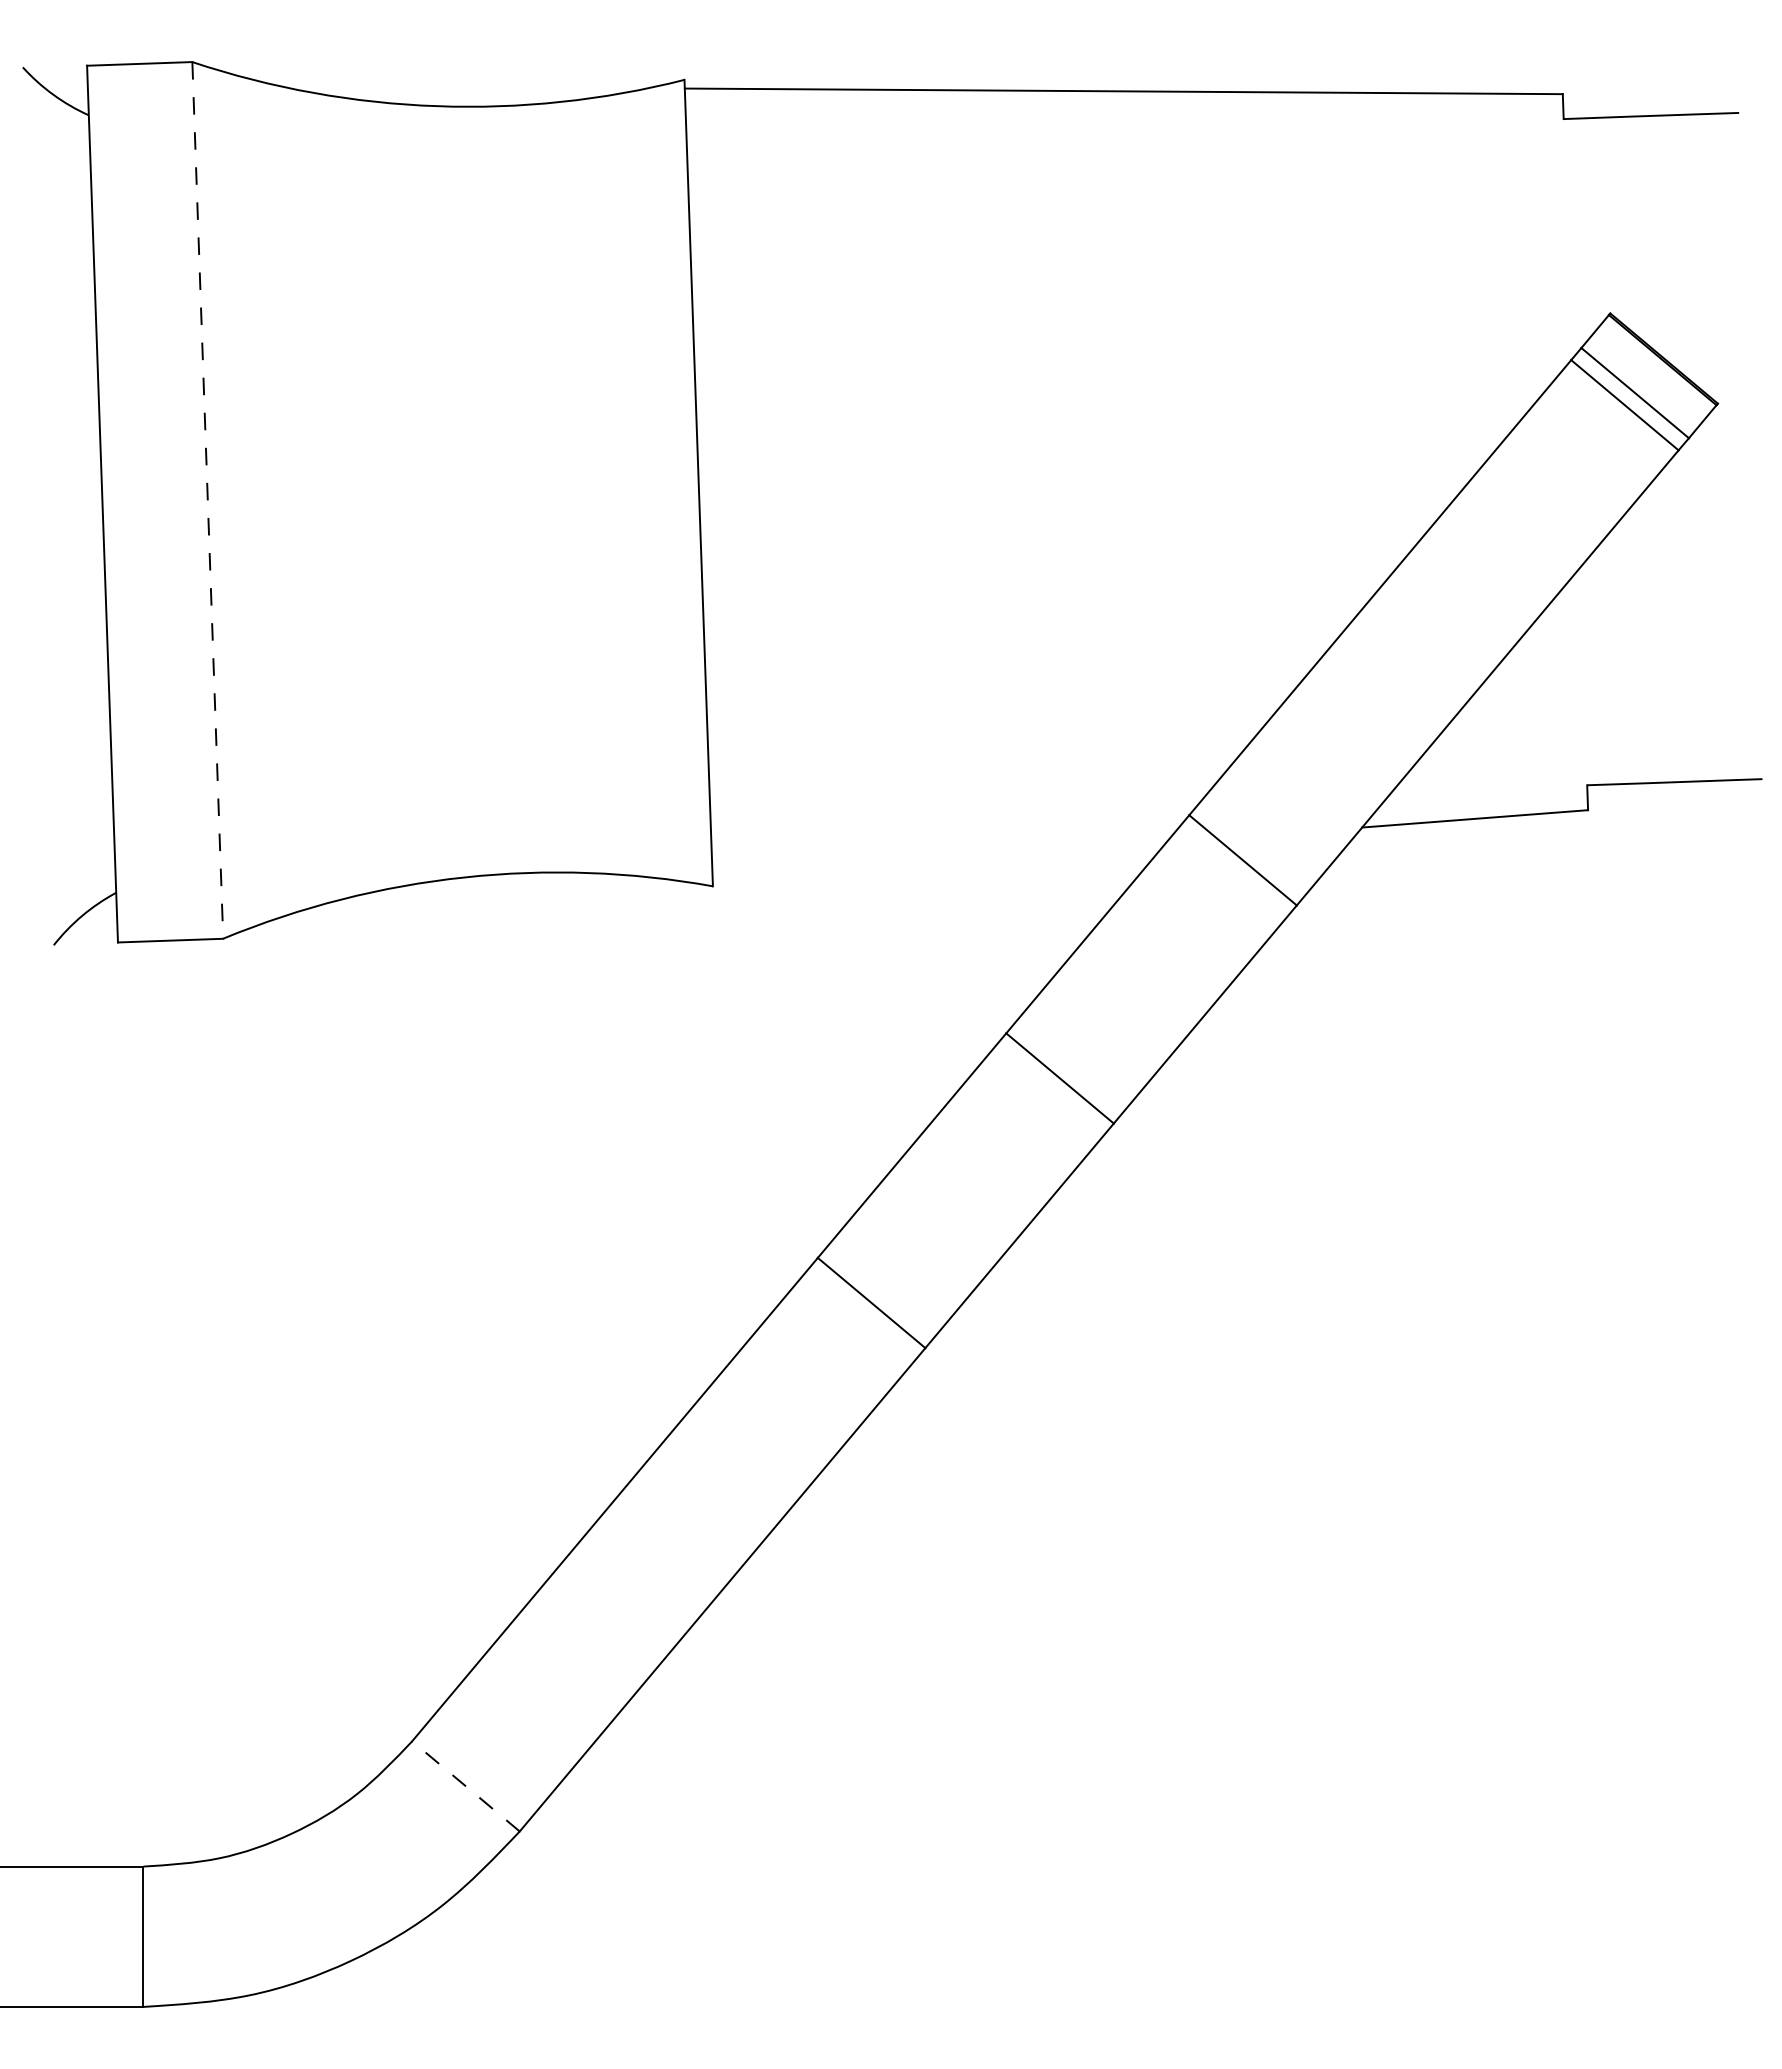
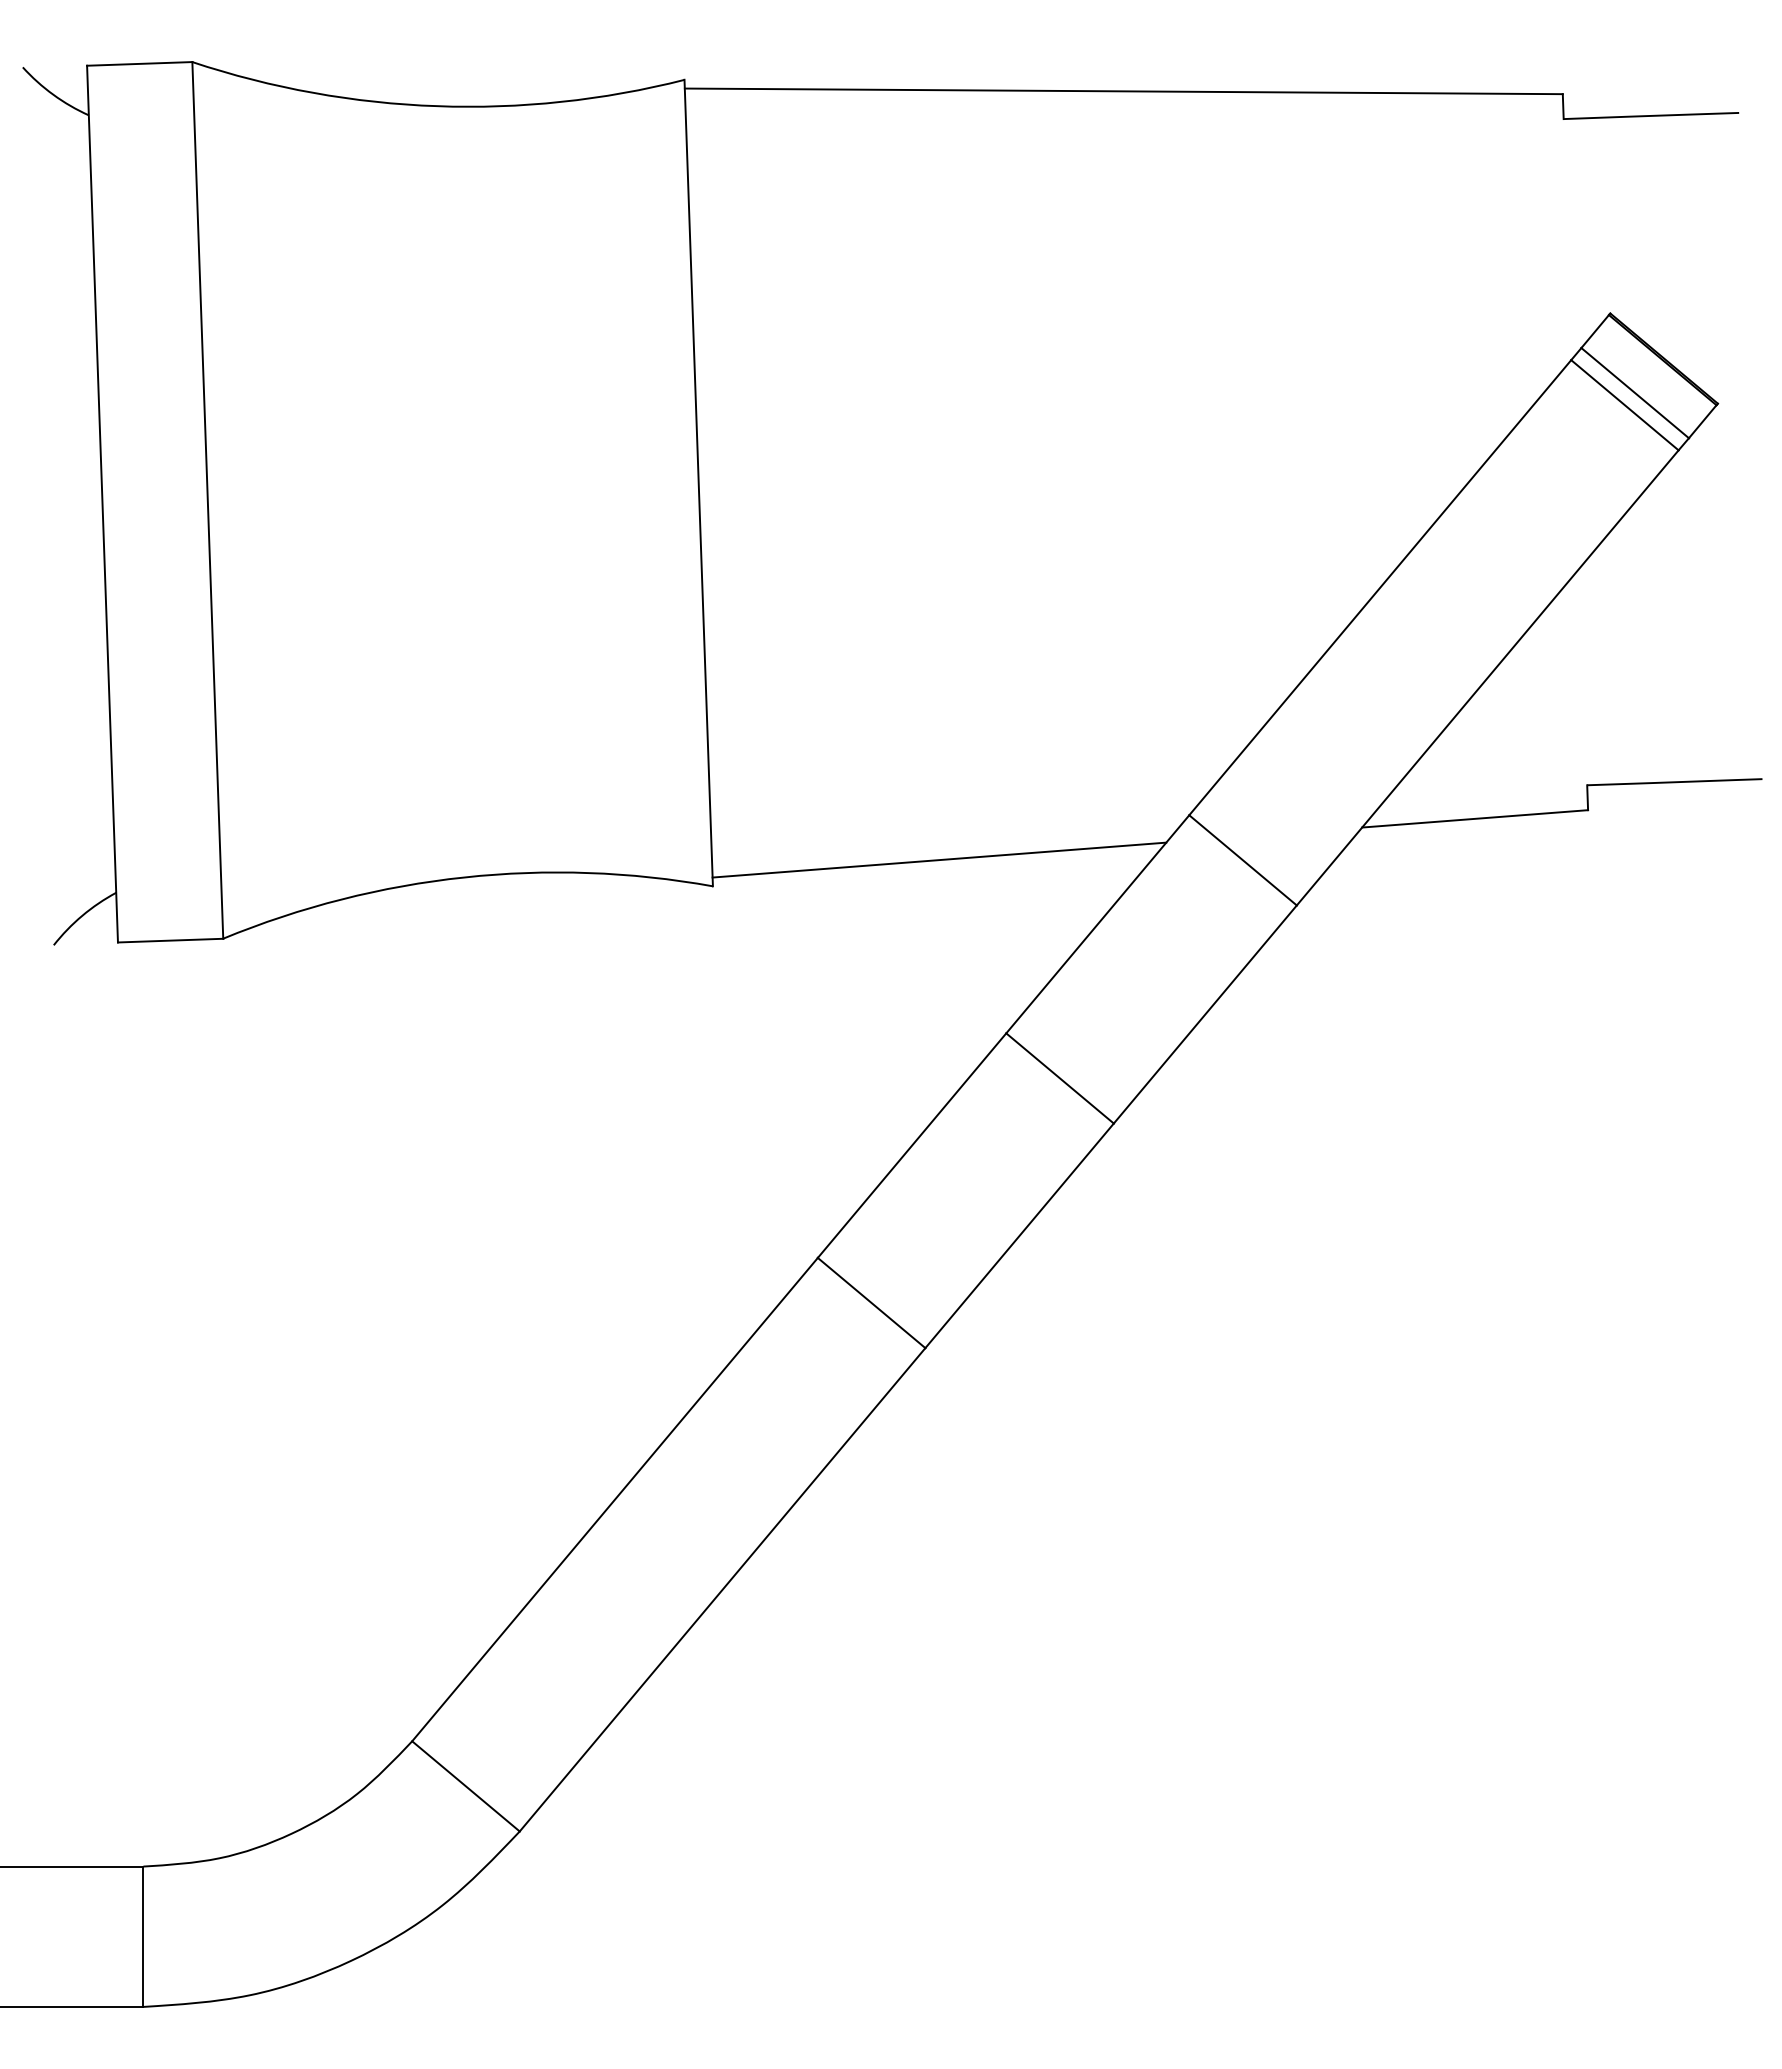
line: dashed -> solid (207, 500)
line: none -> present (939, 859)
line: dashed -> solid (465, 1786)
